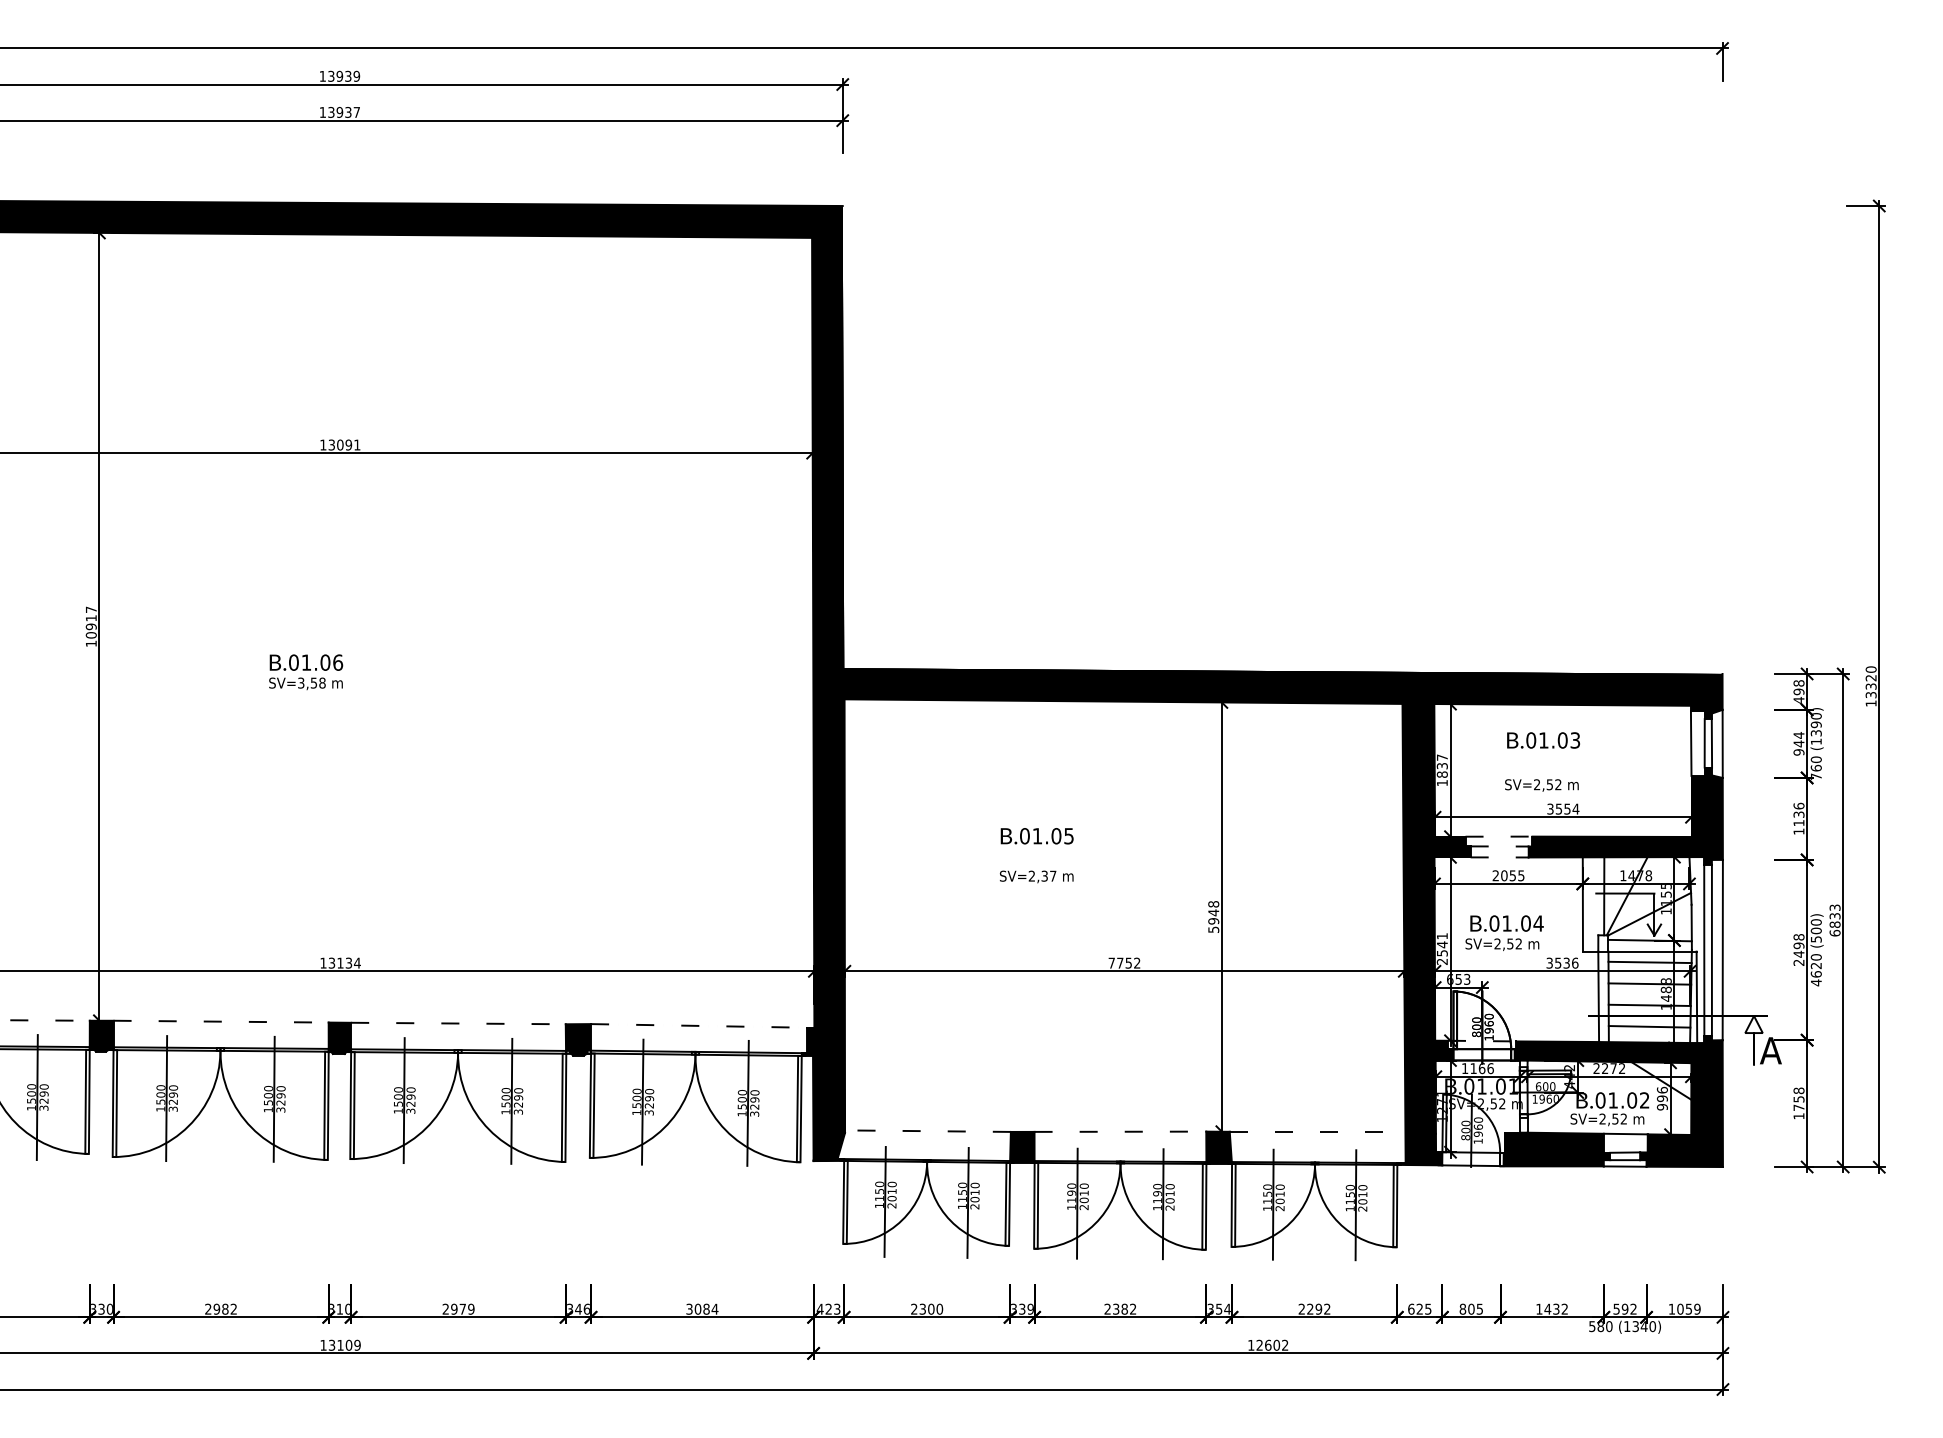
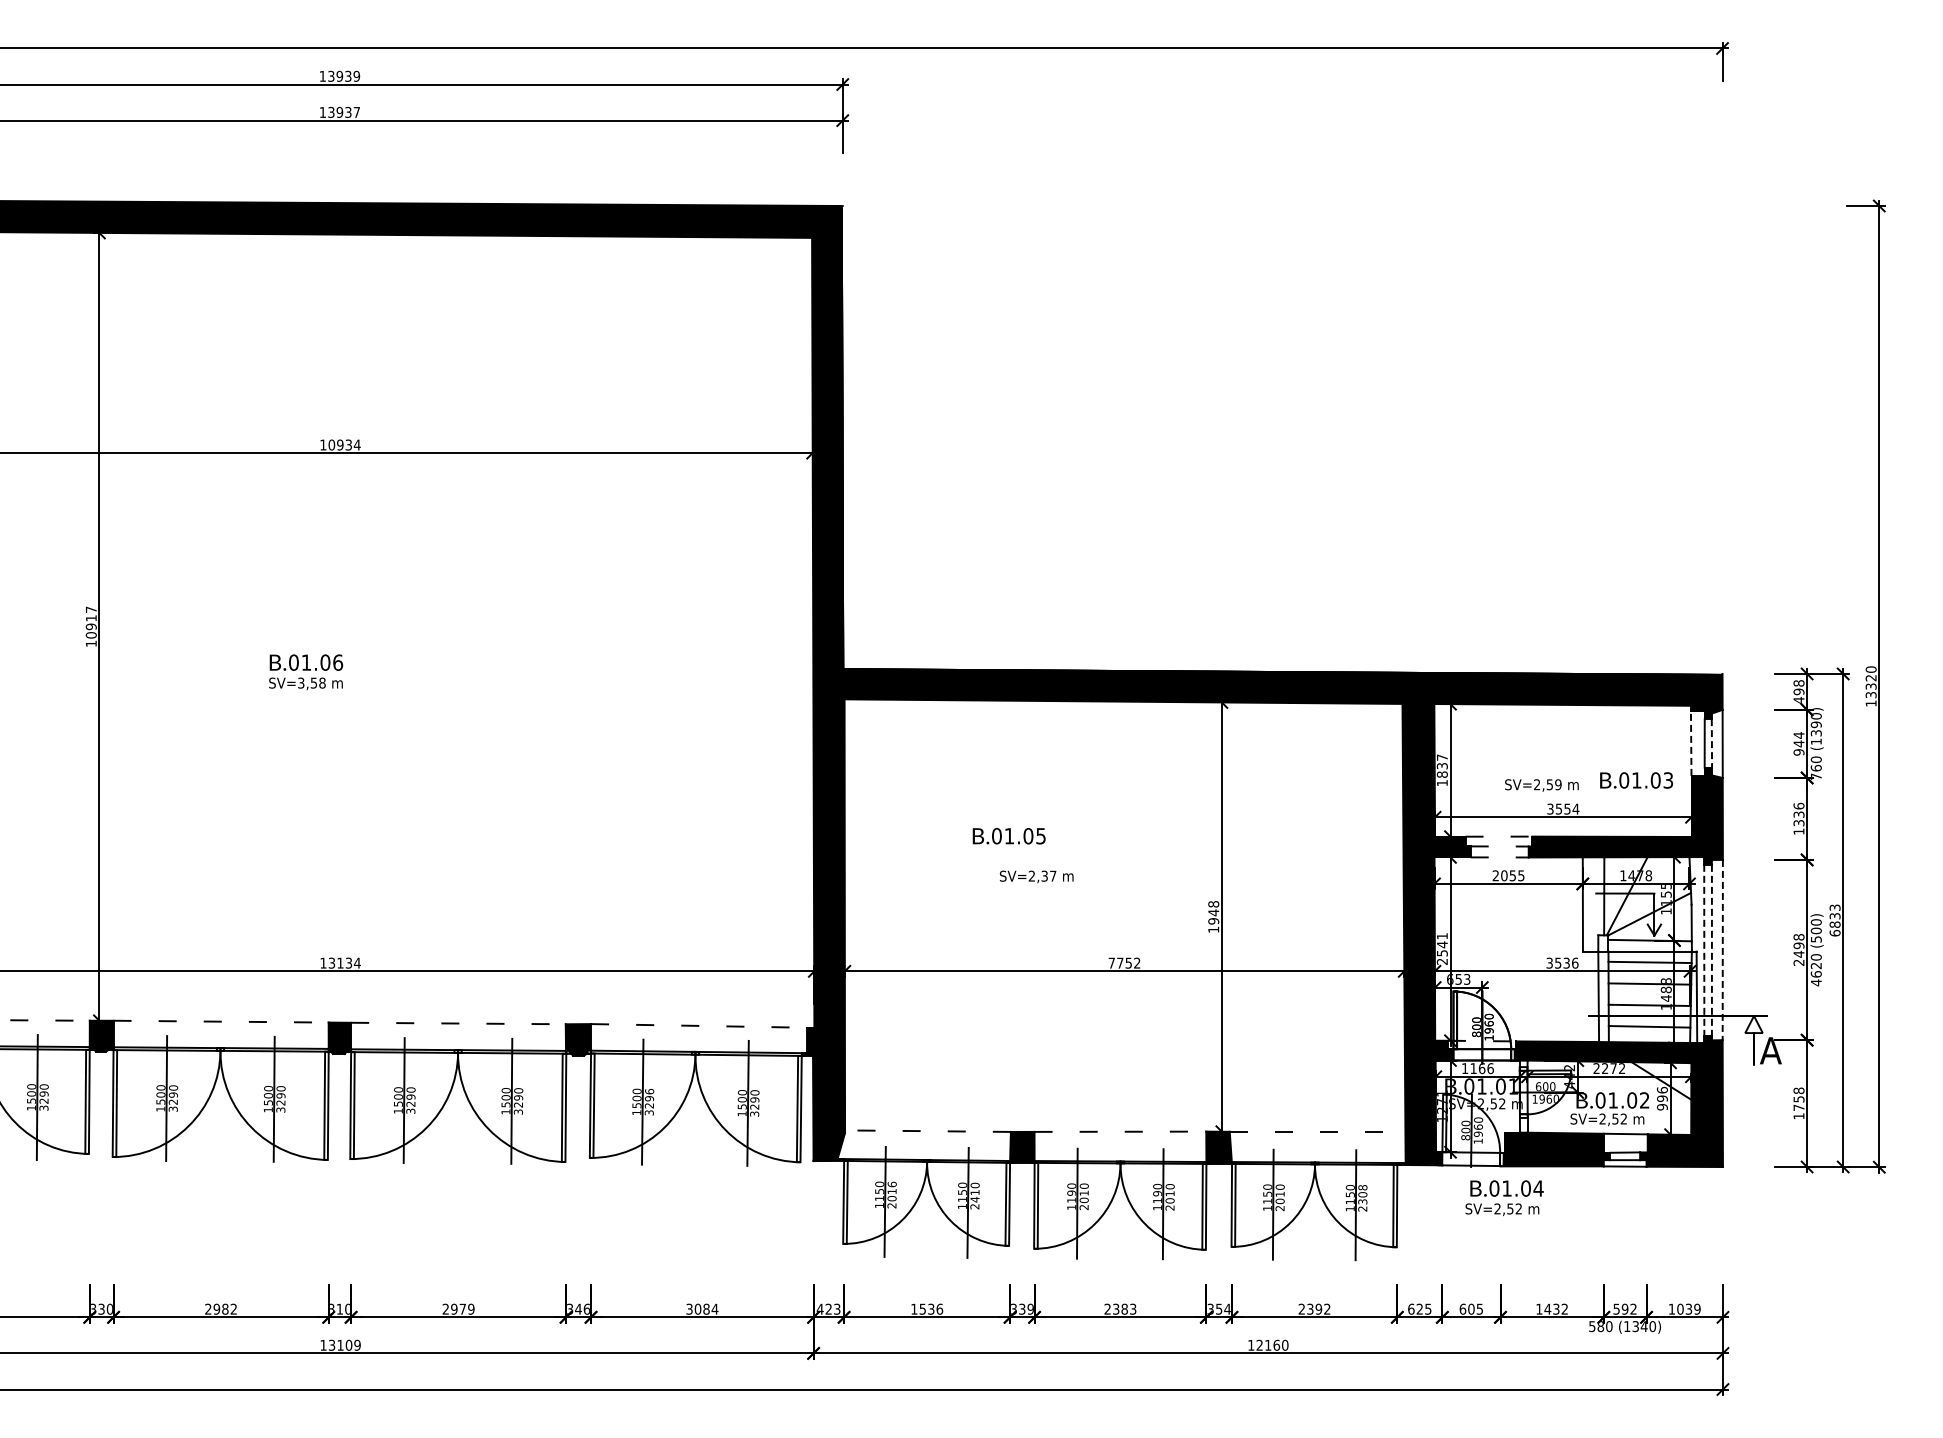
text: 13091 -> 10934 (344, 444)
text position: (1543, 740) -> (1636, 780) (1636, 780)
line: solid -> dashed (1691, 743)
line: solid -> dashed (1711, 743)
text: SV=2,52 -> SV=2,59 (1558, 784)
text: 1136 -> 1336 (1798, 823)
text position: (1036, 836) -> (1008, 836) (1008, 836)
text: 5948 -> 1948 (1213, 929)
text position: (1504, 932) -> (1504, 1197) (1504, 1197)
line: solid -> dashed (1704, 950)
line: solid -> dashed (1711, 950)
line: solid -> dashed (1722, 950)
text: 3290 -> 3296 (649, 1091)
text: 2010 -> 2016 (891, 1184)
text: 2010 -> 2308 (1362, 1194)
text: 2010 -> 2410 (974, 1199)
text: 2300 -> 1536 (927, 1308)
text: 805 -> 605 (1462, 1308)
text: 1059 -> 1039 (1688, 1308)
text: 2382 -> 2383 (1133, 1309)
text: 2292 -> 2392 (1310, 1309)
text: 12602 -> 12160 (1276, 1344)
